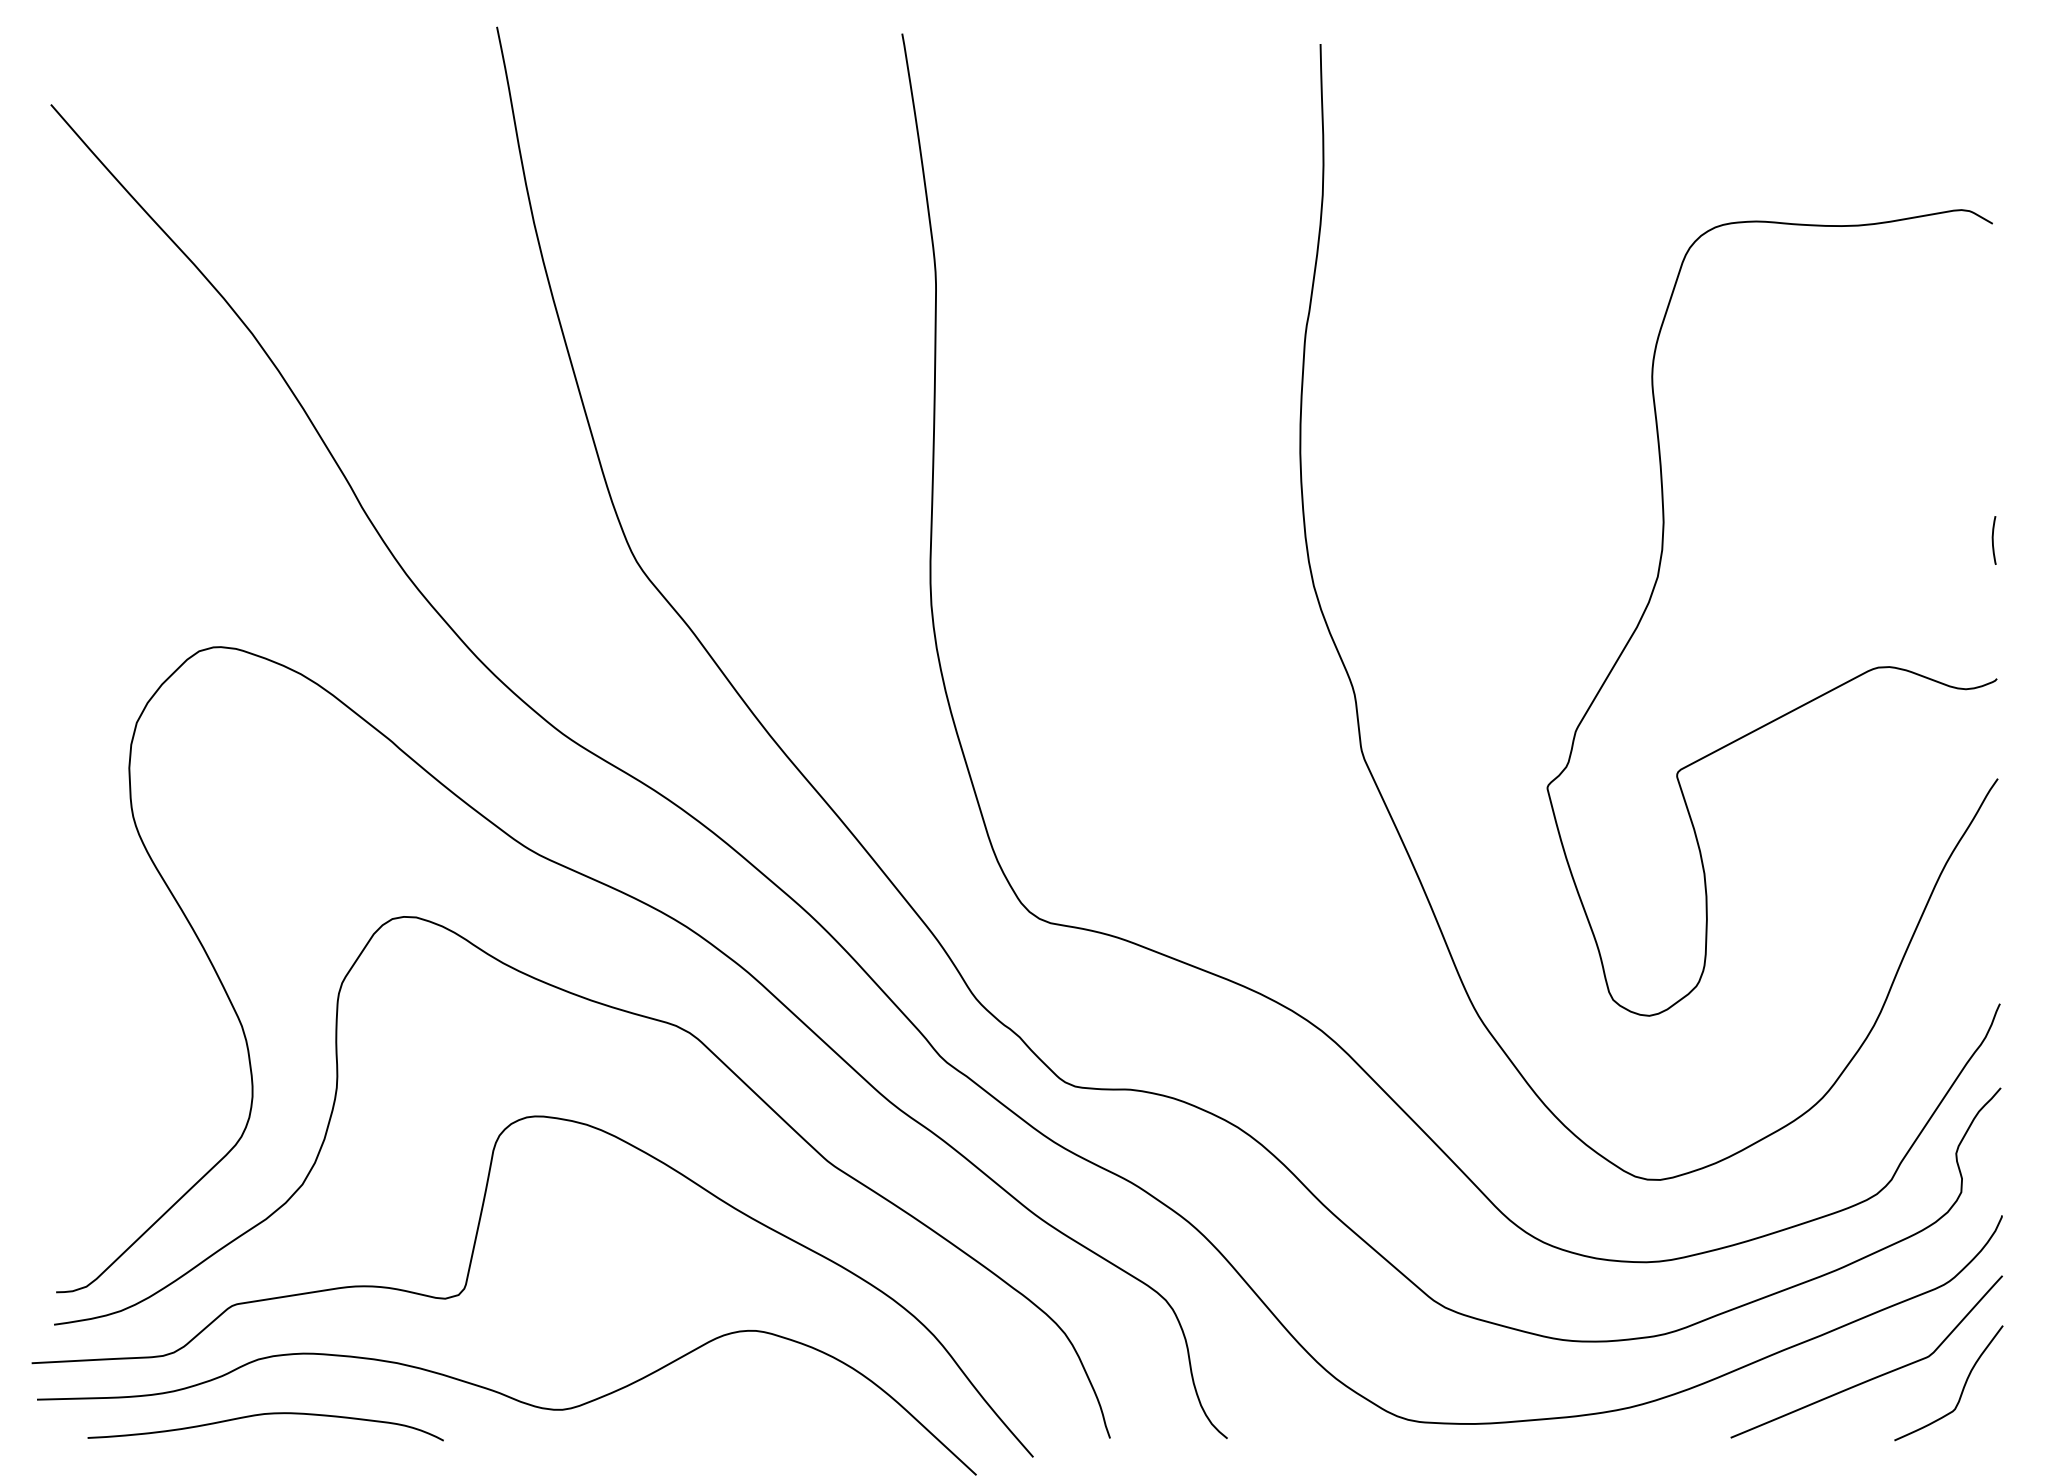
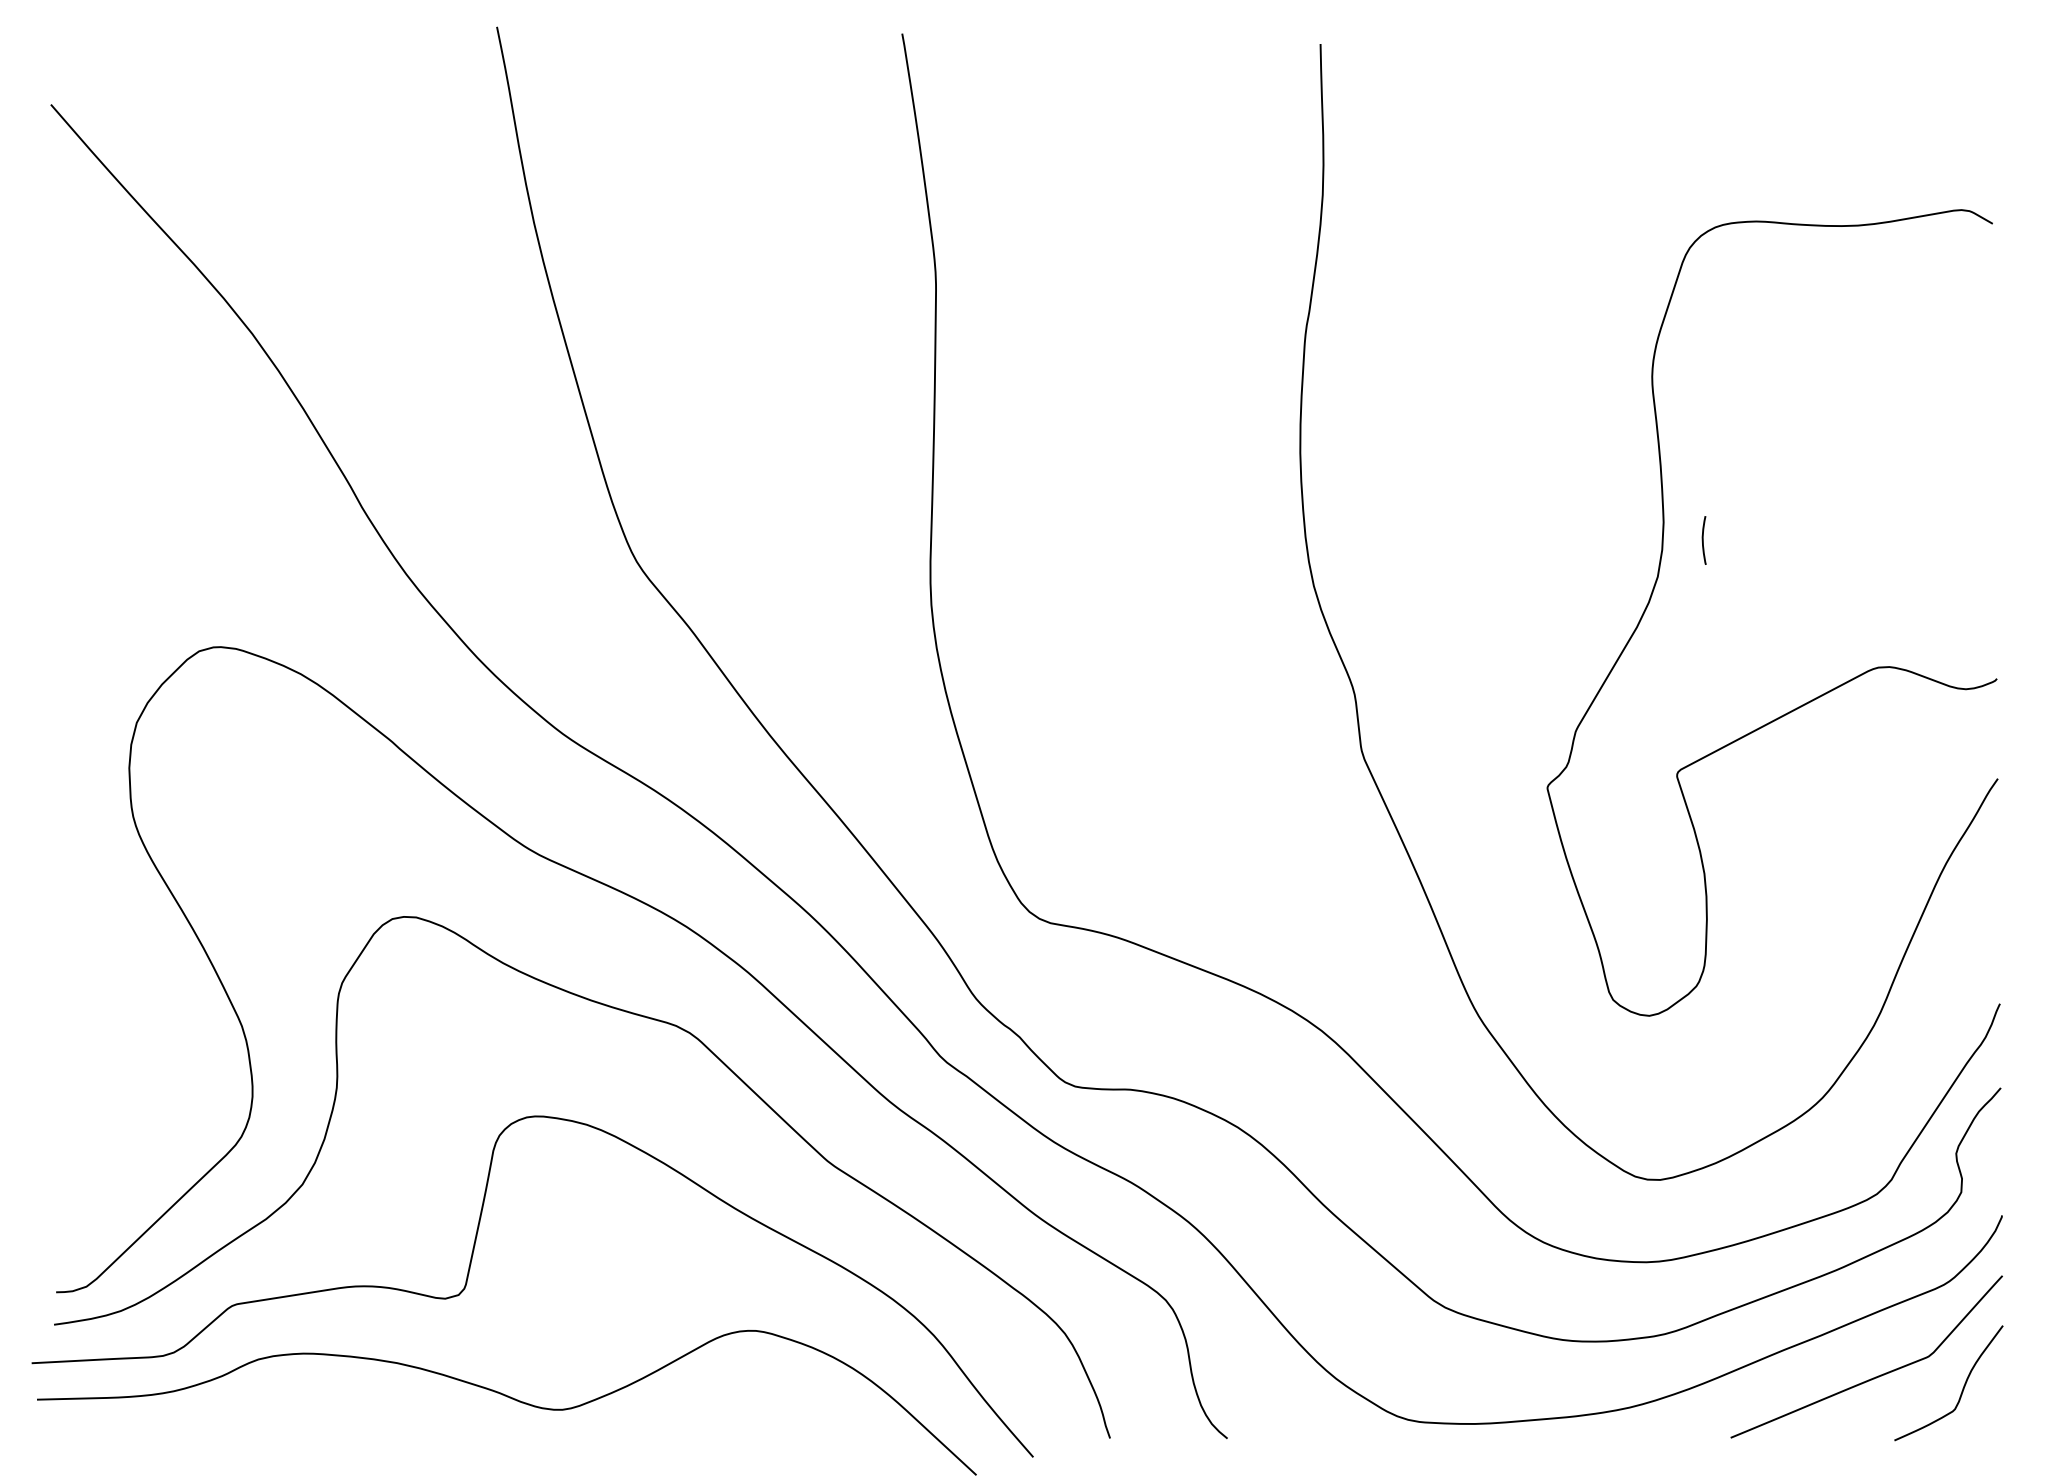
curve position: (1993, 540) -> (1703, 540) (1703, 540)
curve: present -> none (263, 1415)
